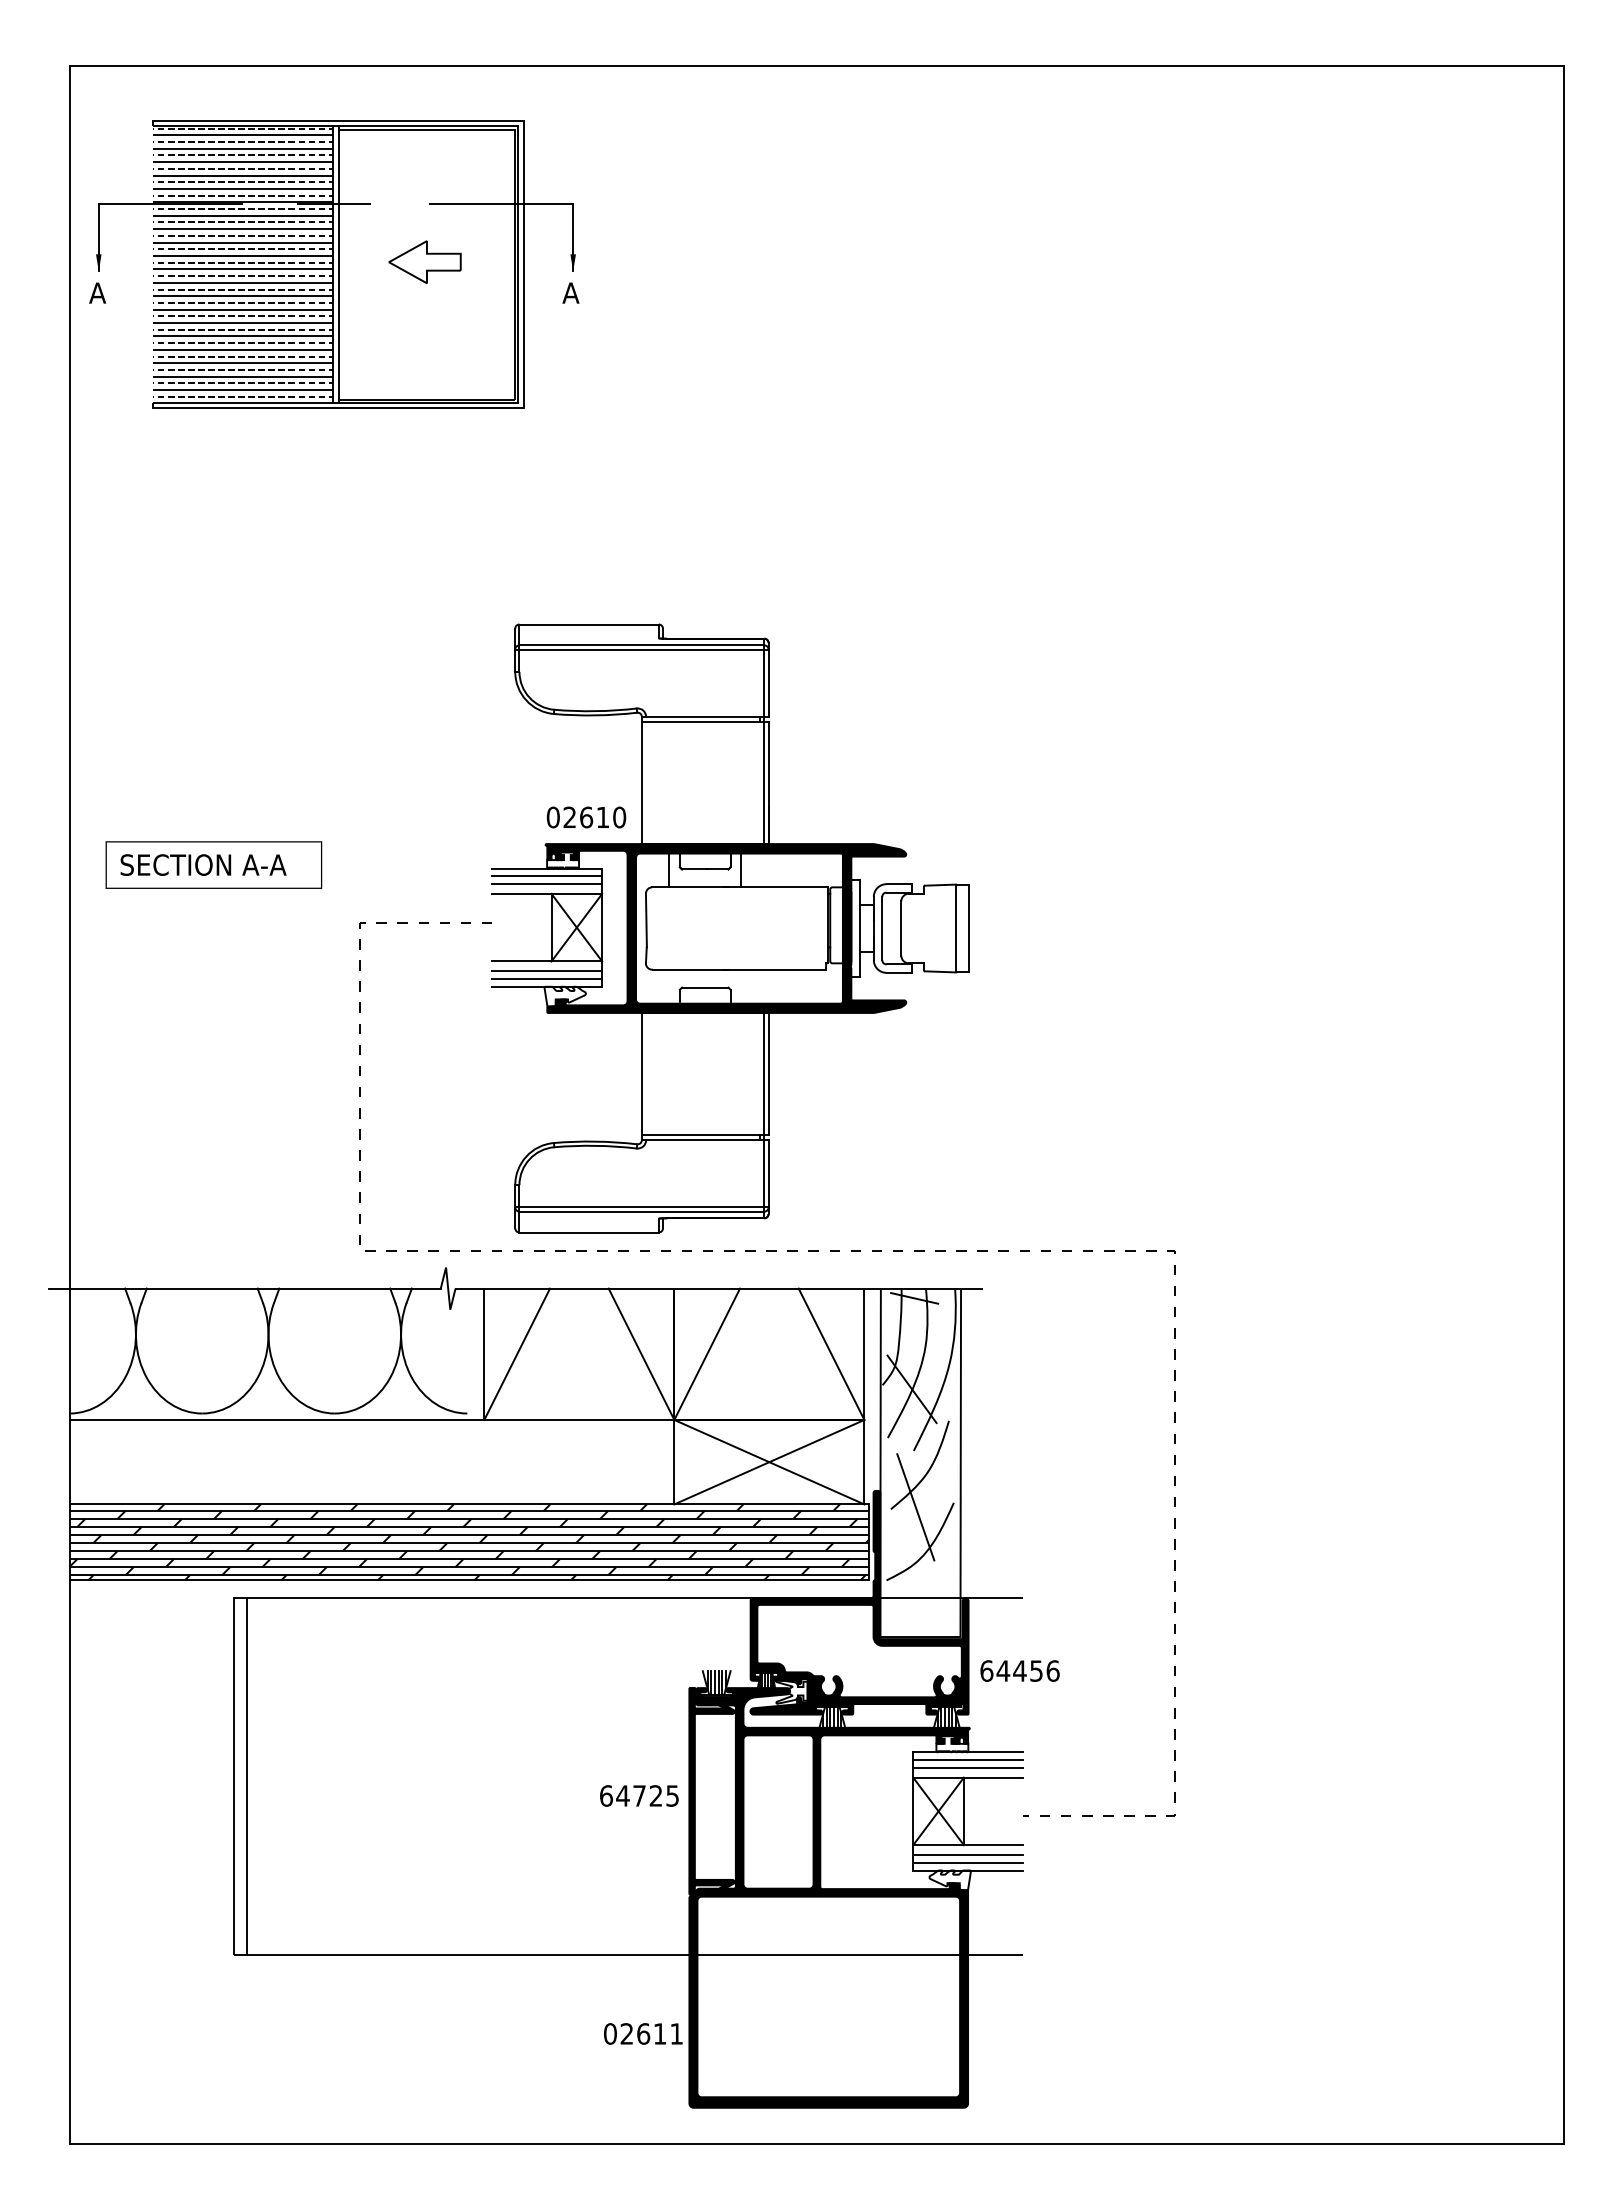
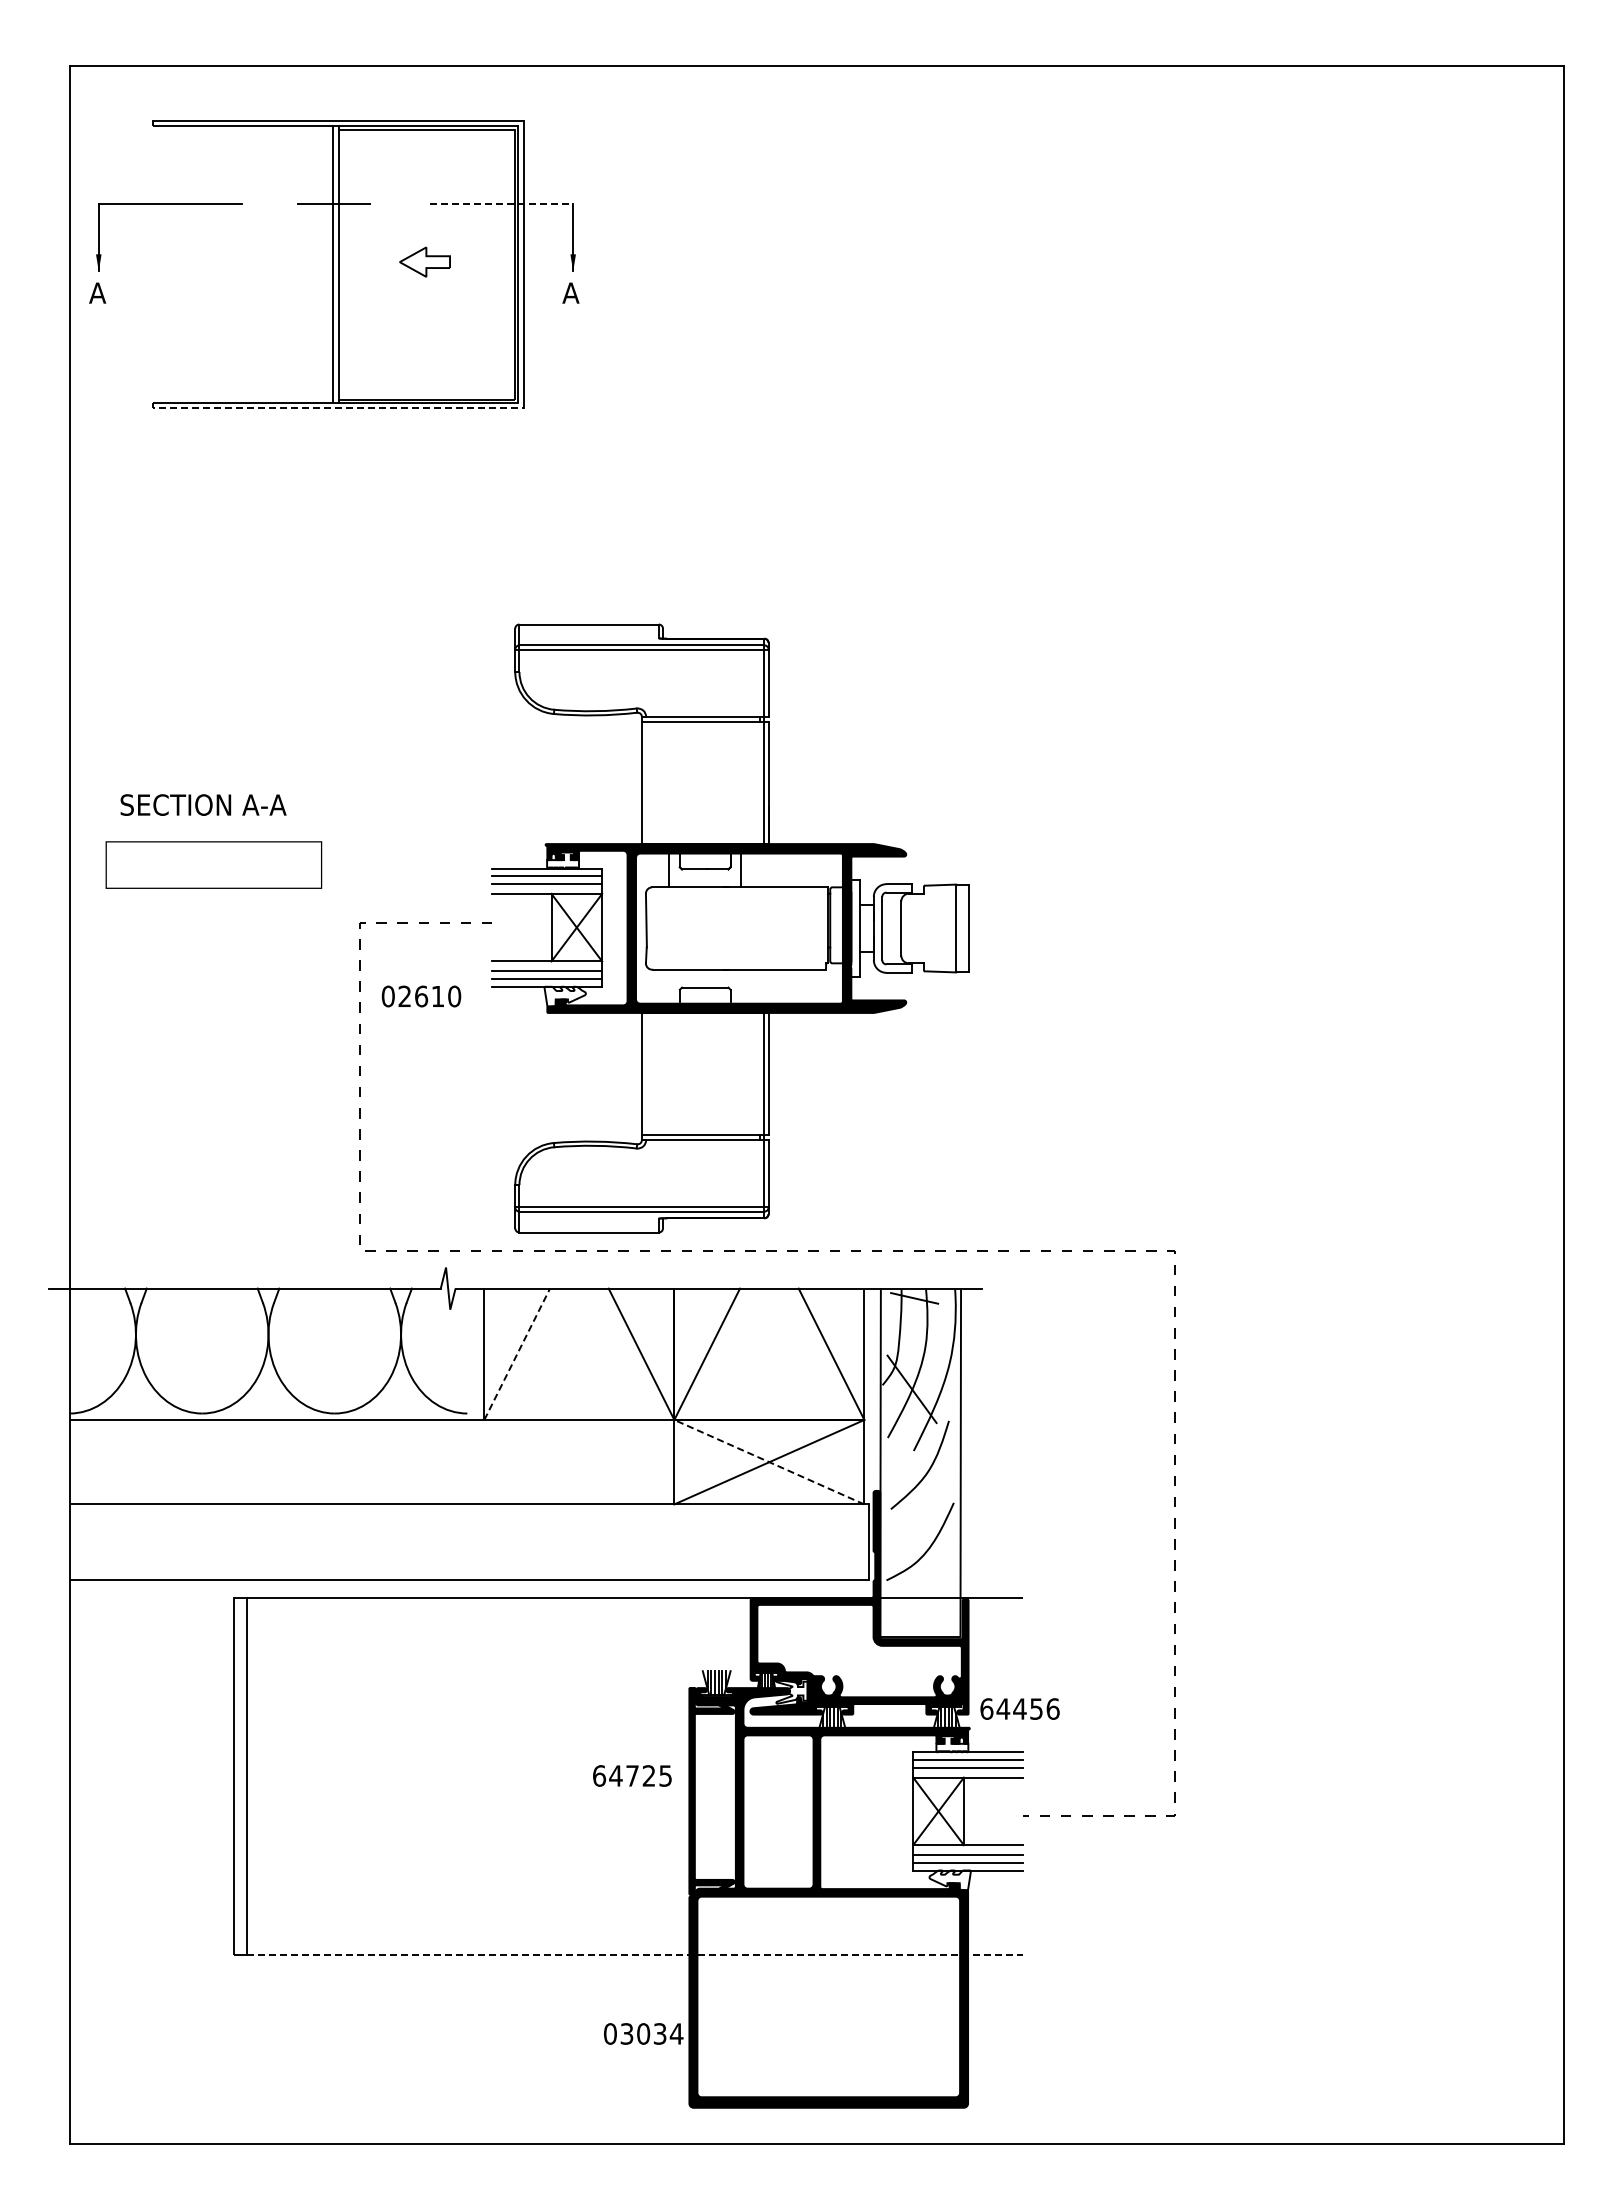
line: solid -> dashed (501, 203)
part size: 74x44 px -> 52x32 px (424, 261)
hatch: present -> none (243, 262)
line: solid -> dashed (335, 408)
text position: (586, 817) -> (421, 996) (421, 996)
text position: (203, 864) -> (203, 804) (203, 804)
line: solid -> dashed (517, 1353)
line: solid -> dashed (769, 1462)
line: present -> none (915, 1507)
hatch: present -> none (469, 1542)
text position: (1019, 1670) -> (1019, 1708) (1019, 1708)
text position: (639, 1795) -> (632, 1775) (632, 1775)
line: solid -> dashed (635, 1955)
text: 02611 -> 03034 (651, 2033)
